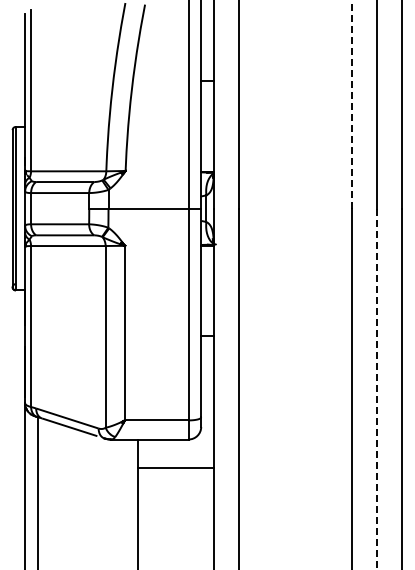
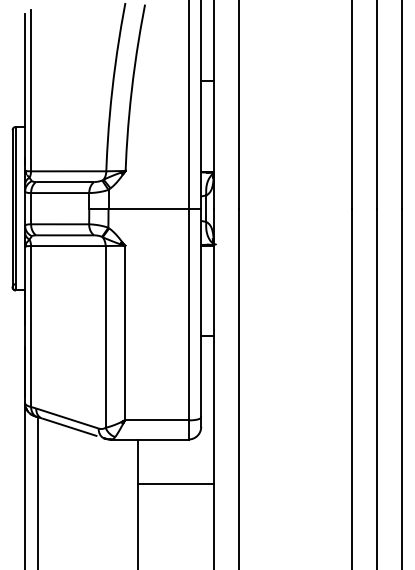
line: dashed -> solid (352, 104)
line: dashed -> solid (377, 389)
line position: (175, 468) -> (175, 484) (175, 484)
